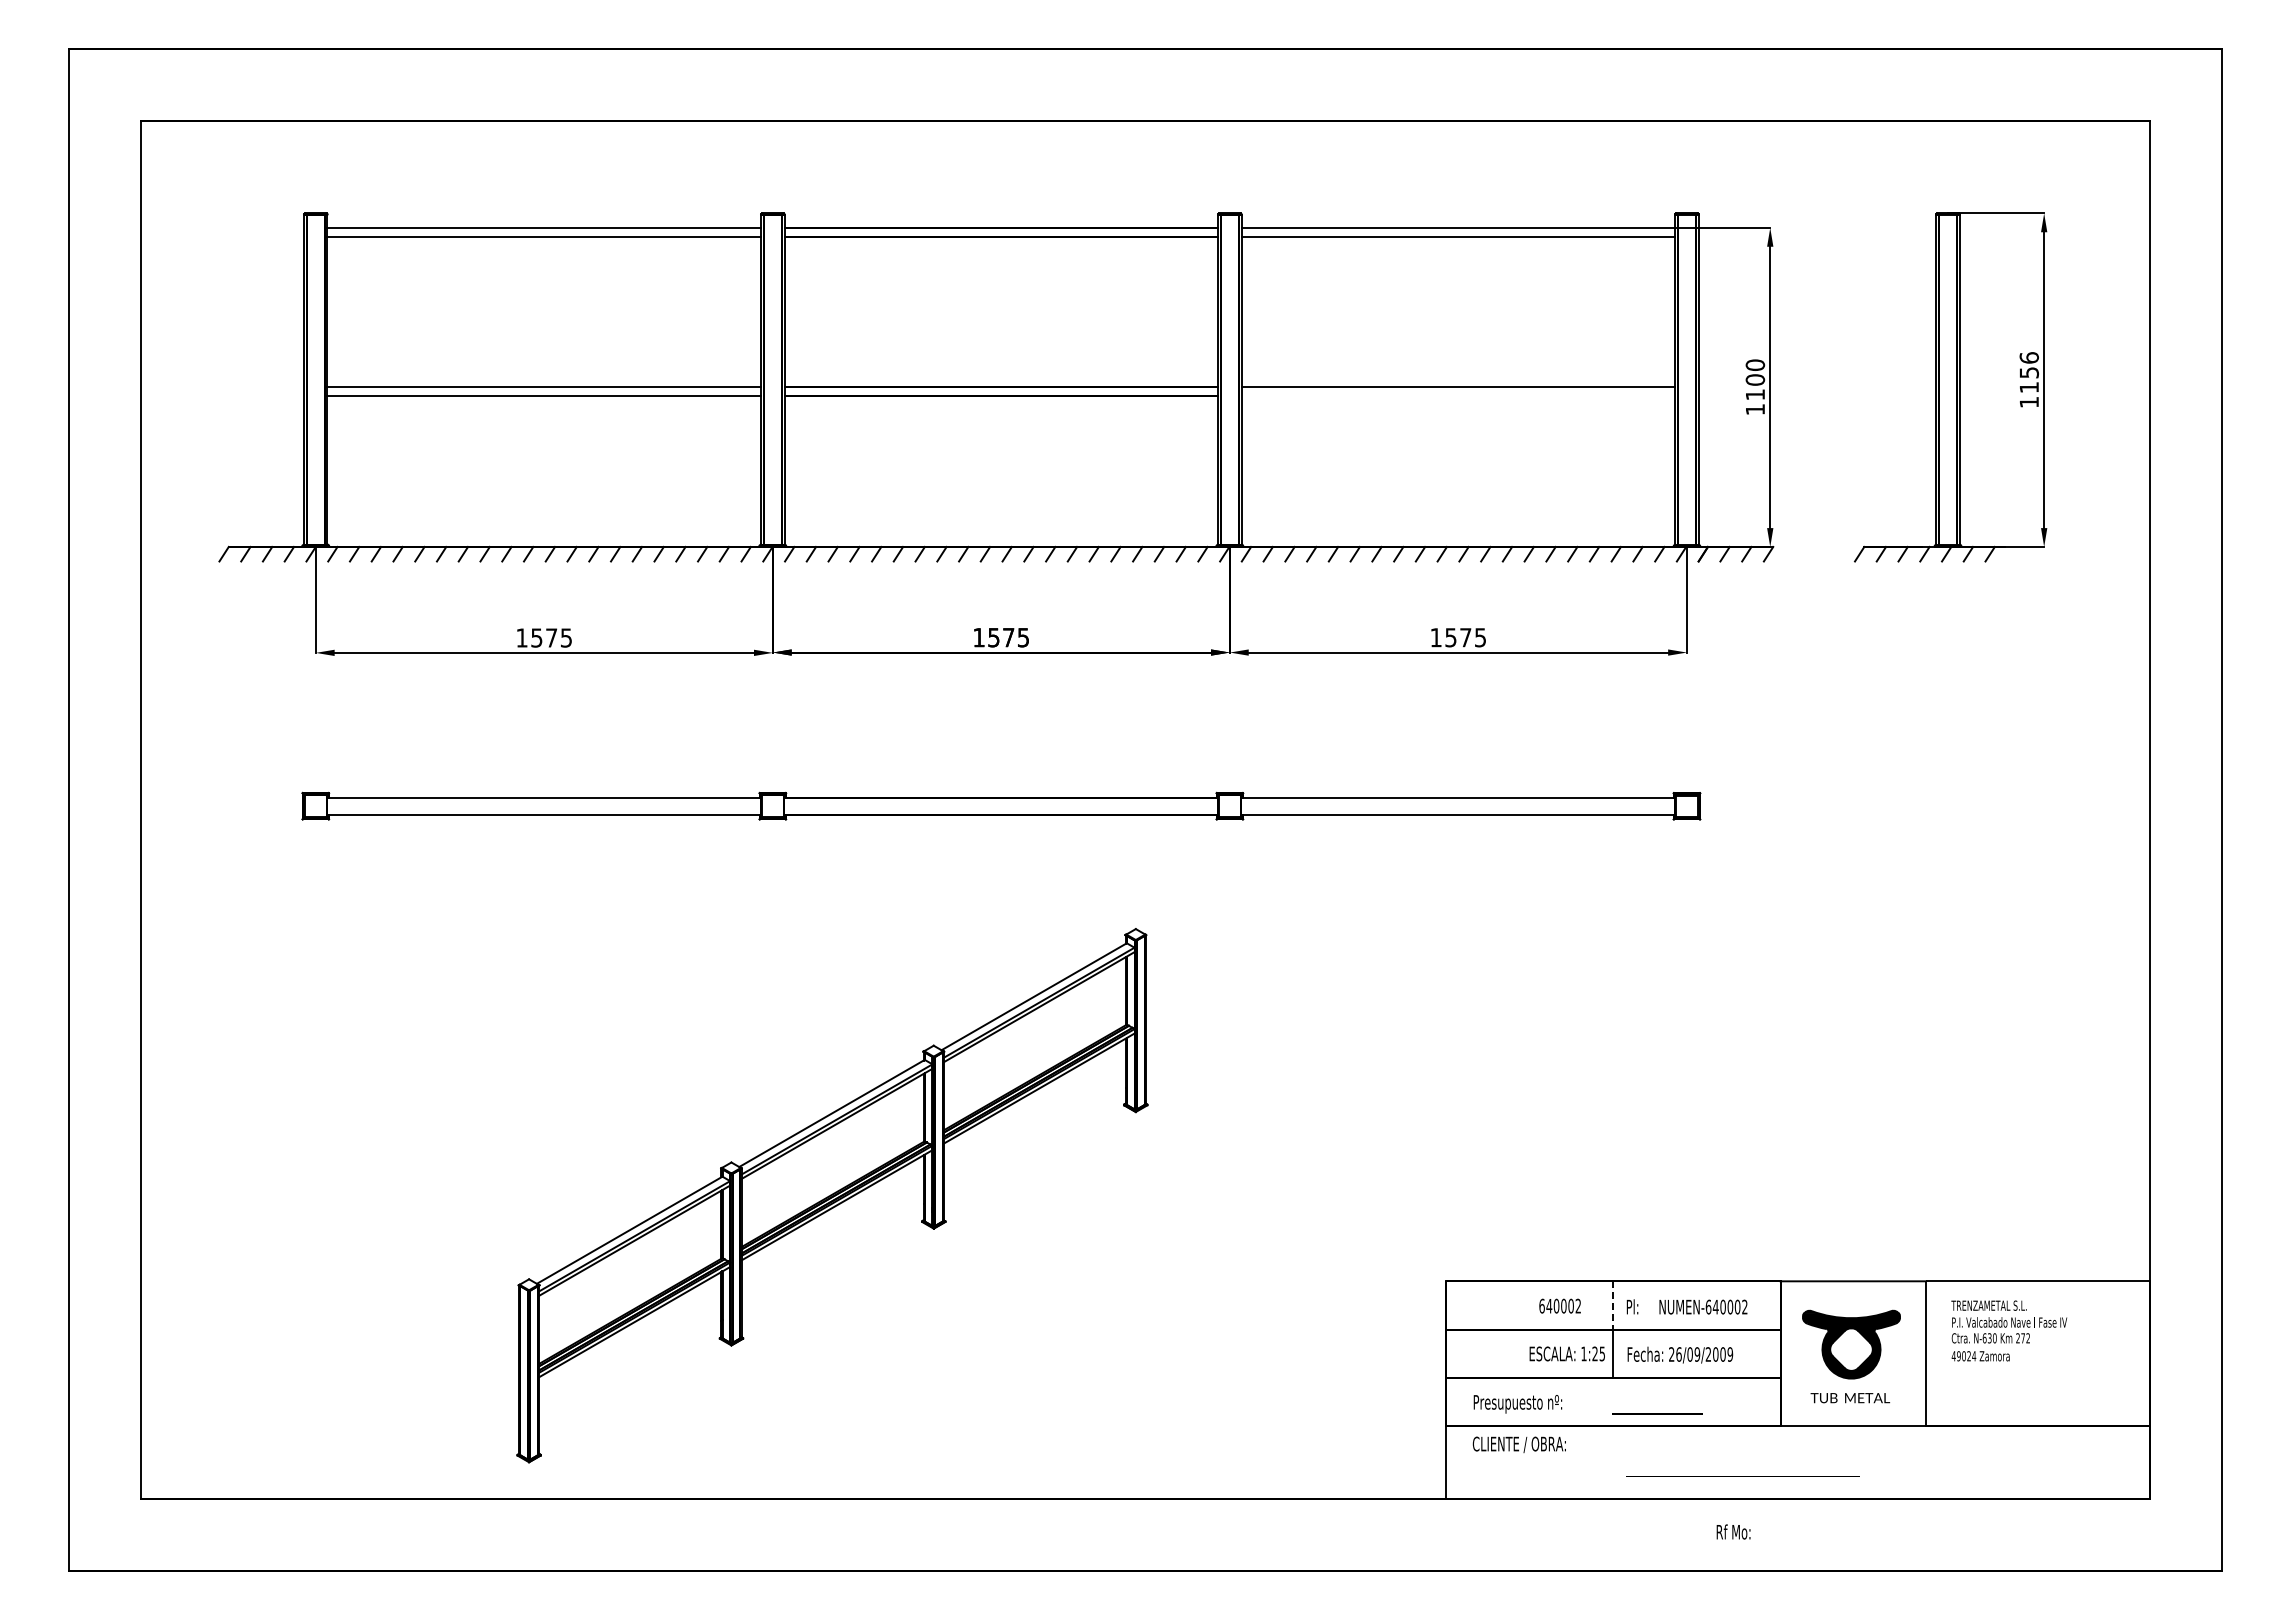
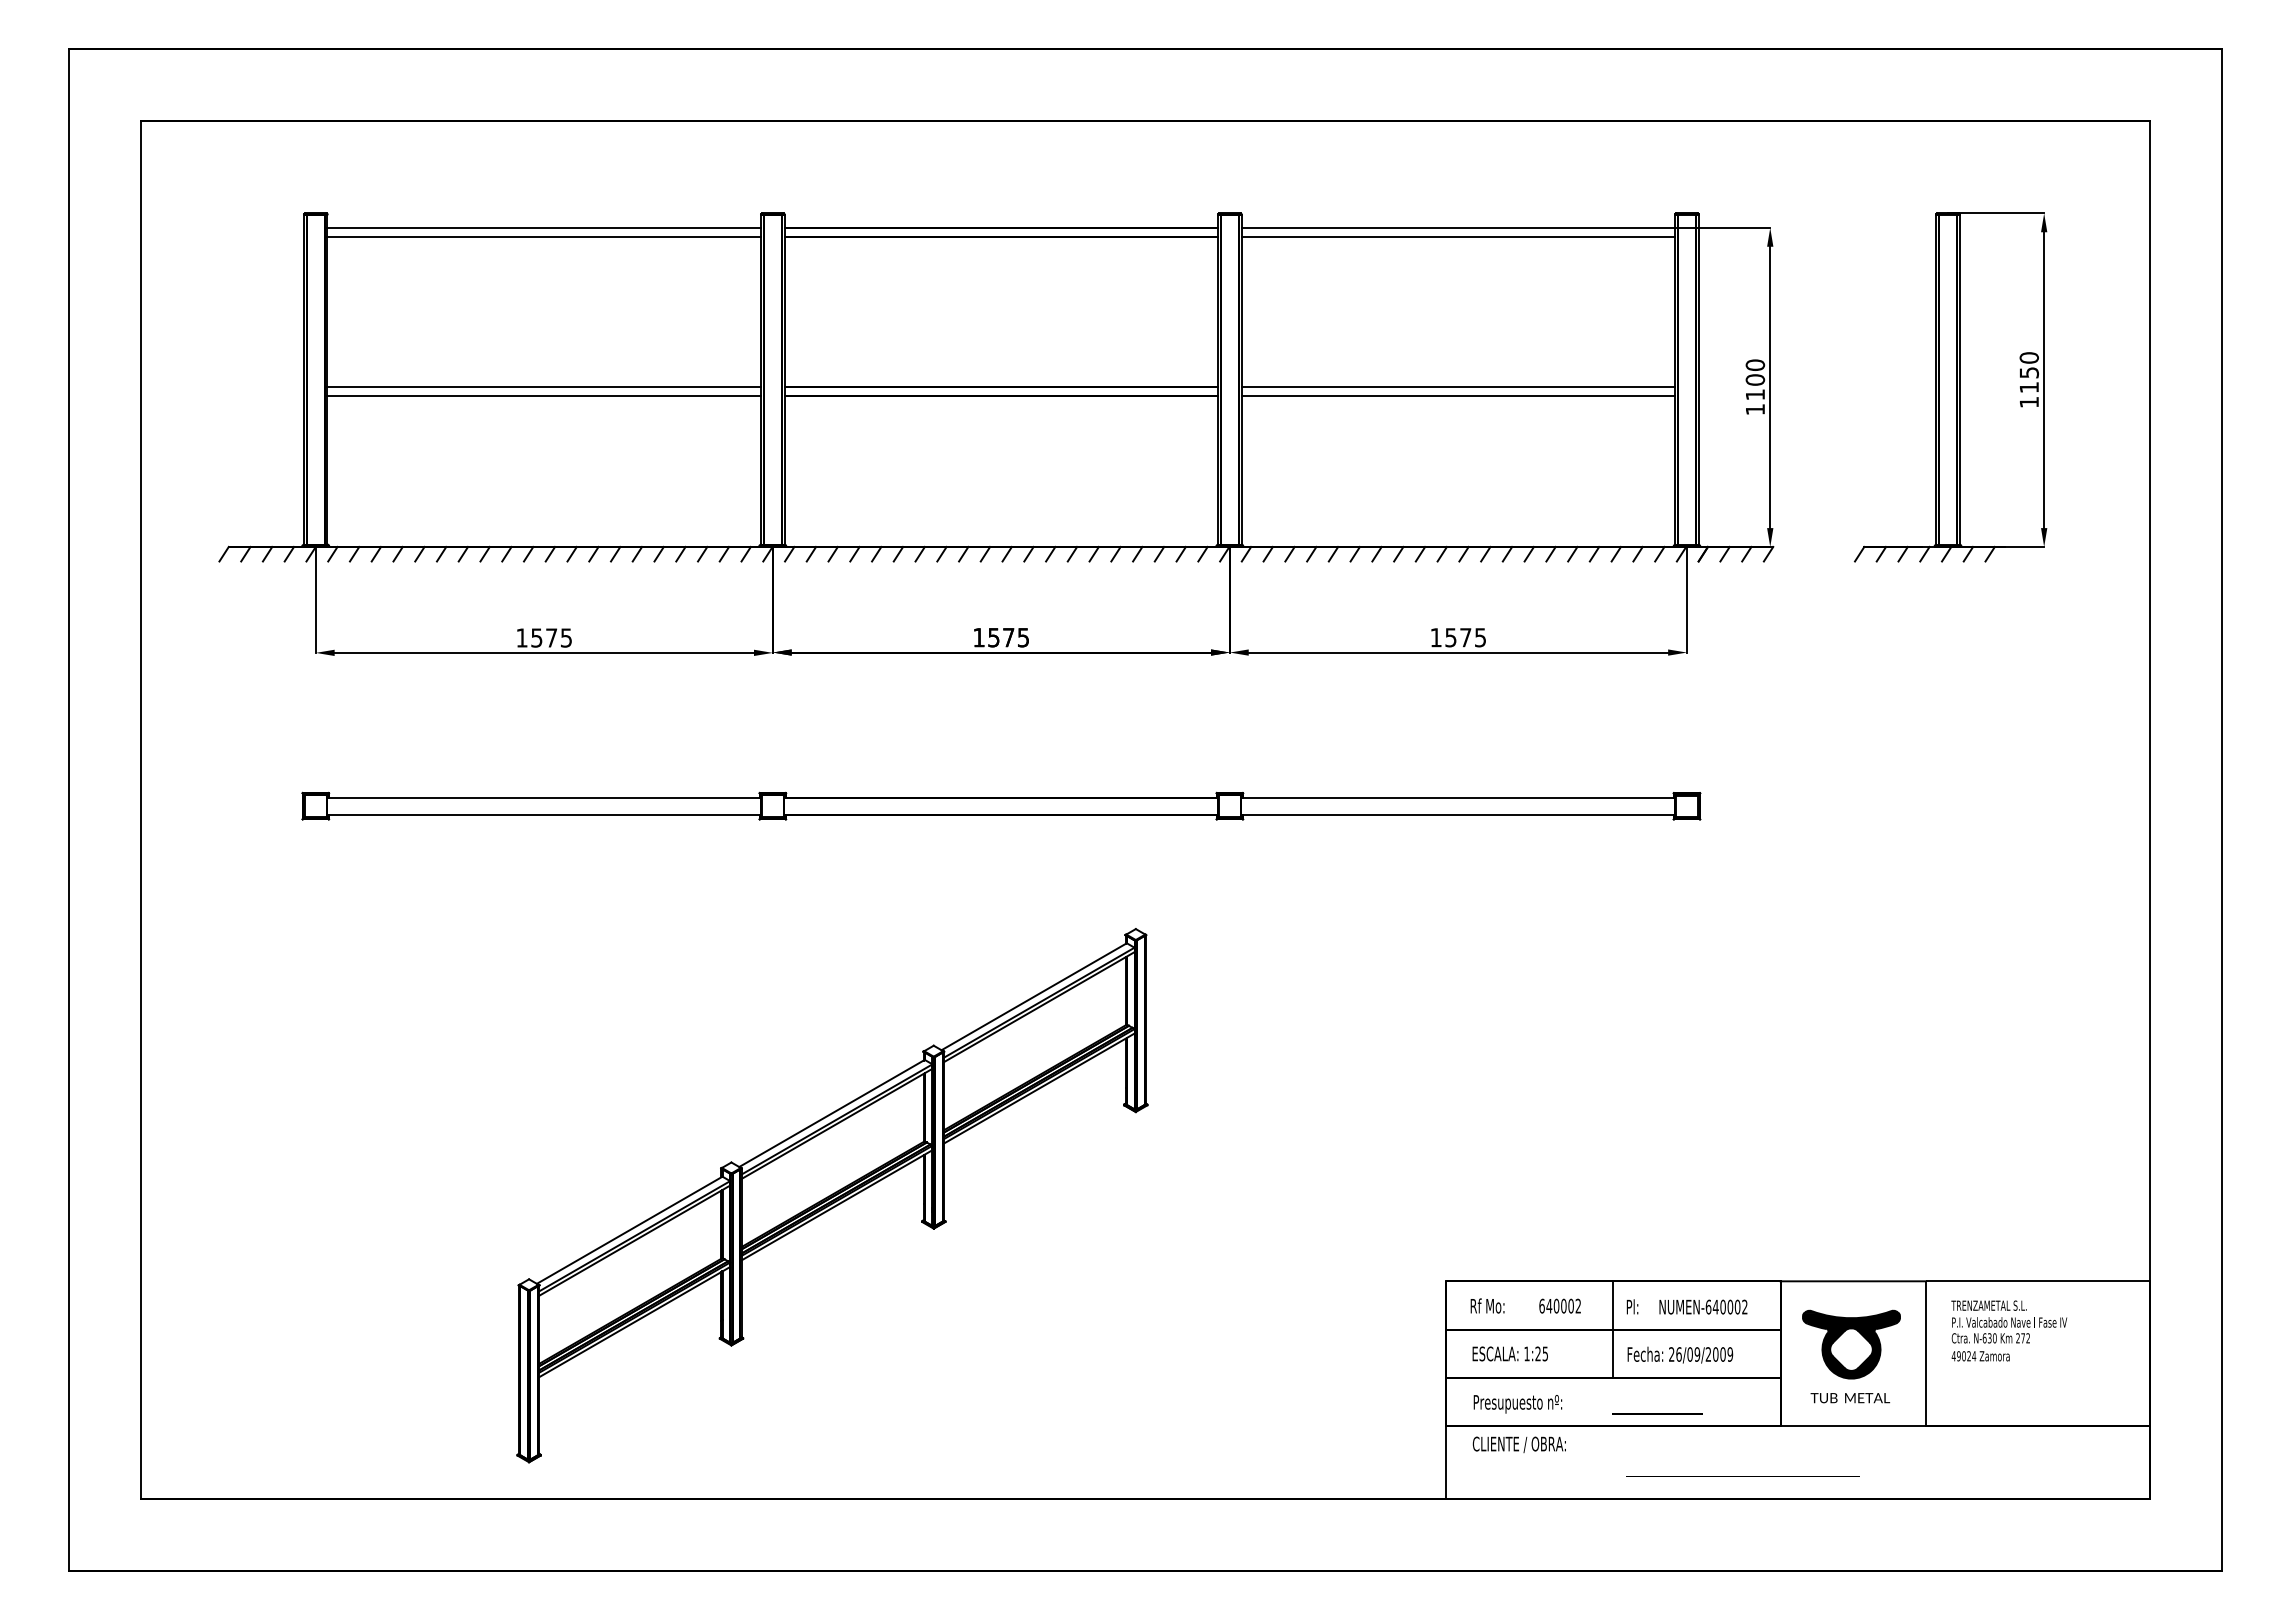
text: 1156 -> 1150 (2028, 357)
line: none -> present (1458, 396)
line: dashed -> solid (1613, 1305)
text position: (1566, 1353) -> (1509, 1353) (1509, 1353)
text position: (1733, 1531) -> (1487, 1305) (1487, 1305)
